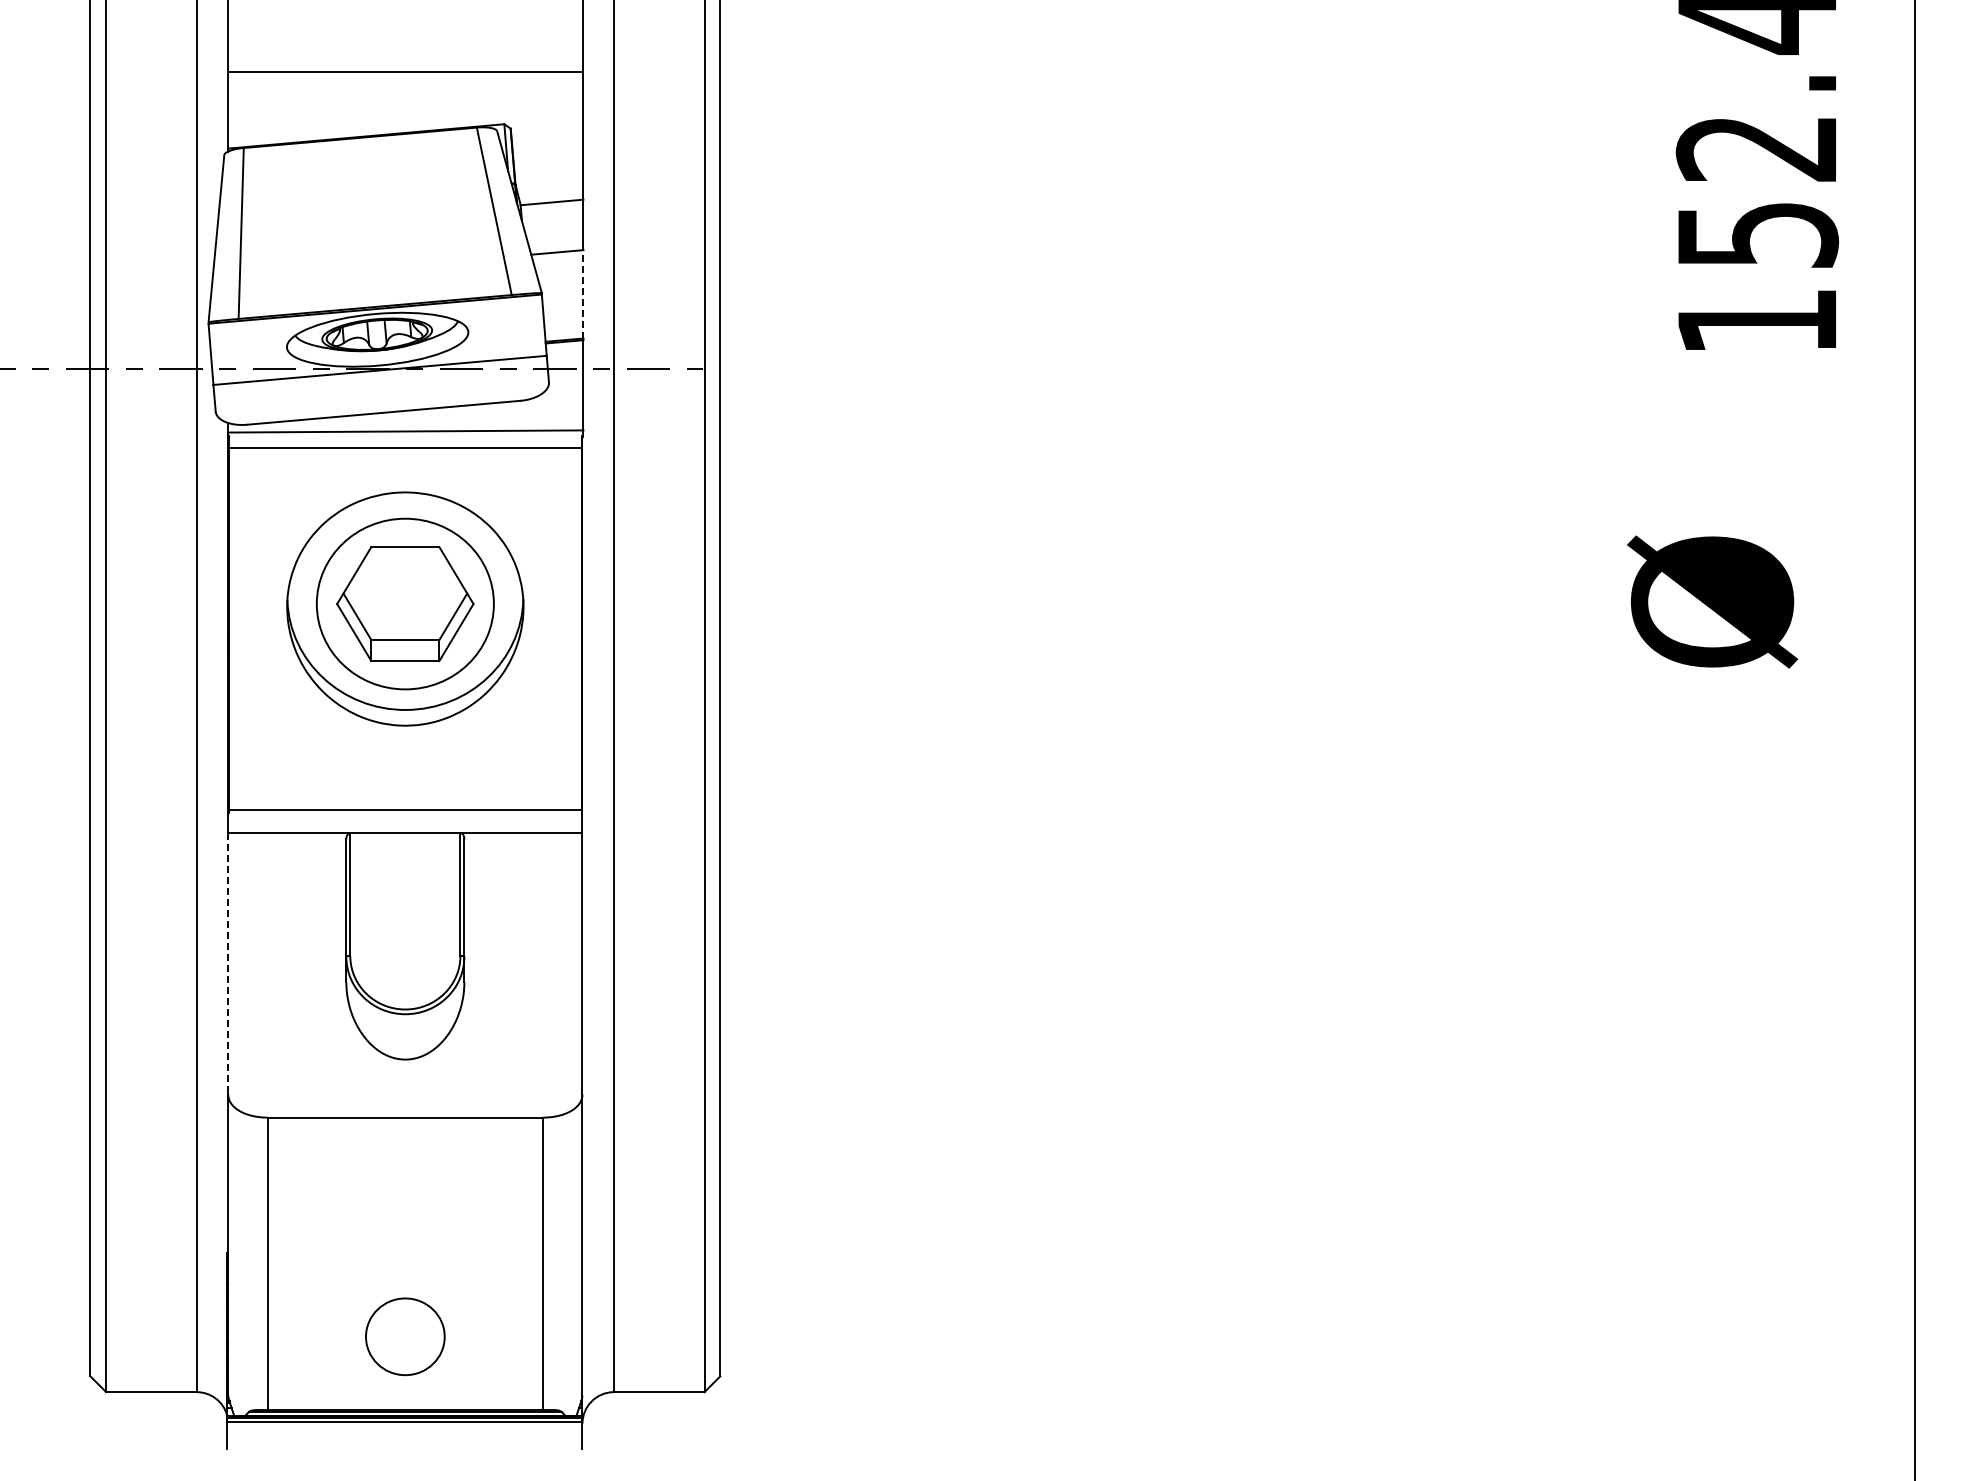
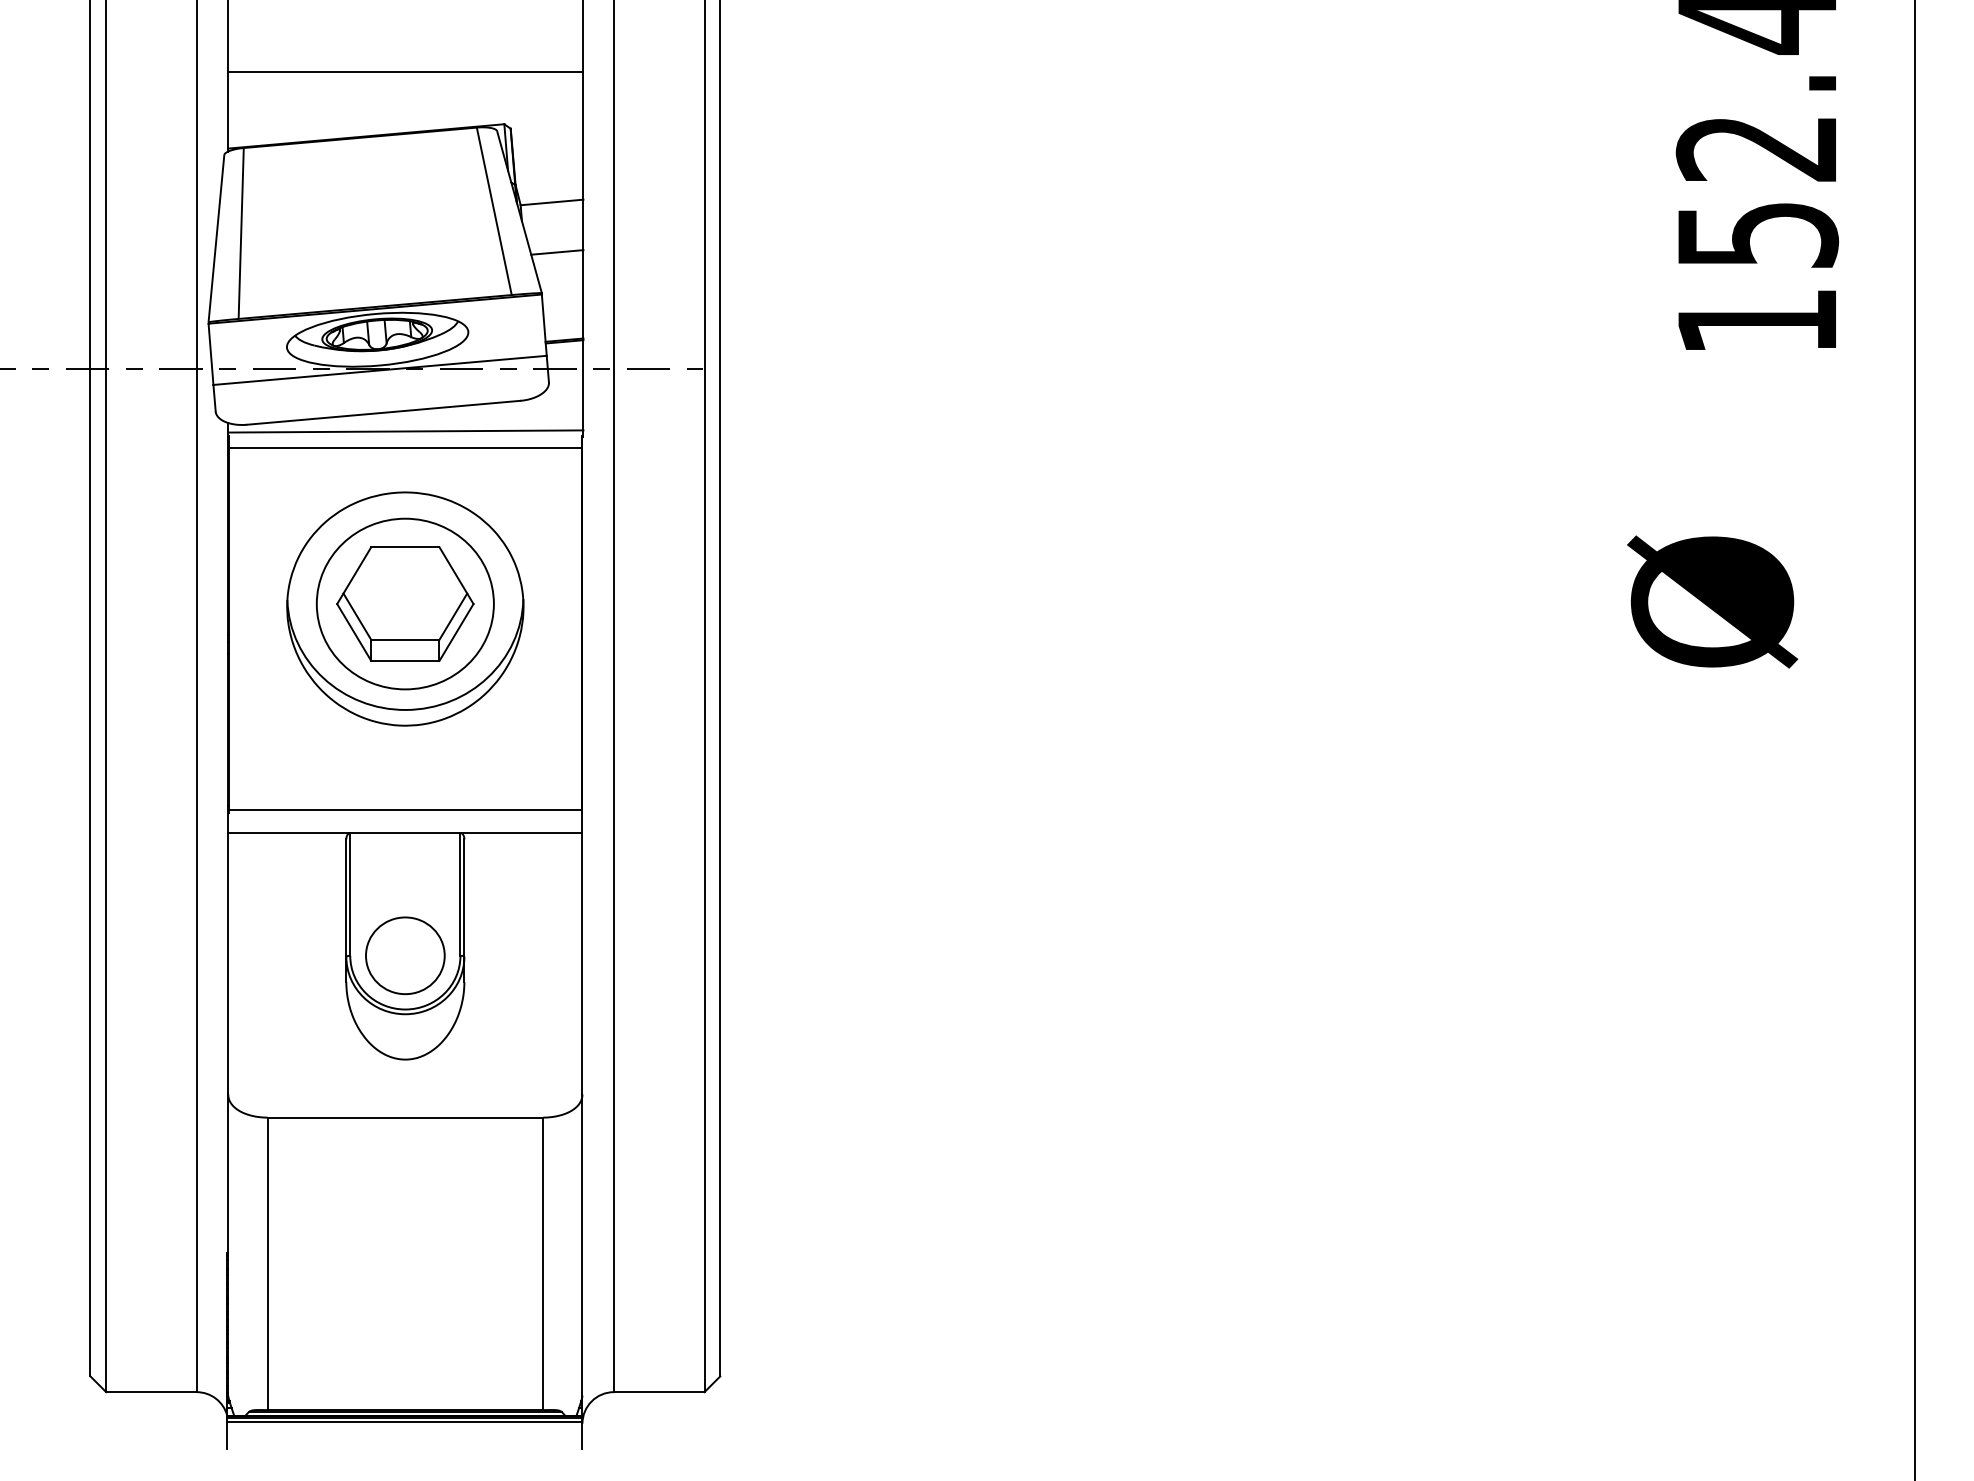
line: dashed -> solid (583, 293)
line: dashed -> solid (228, 963)
part position: (405, 1336) -> (405, 955) (405, 955)
